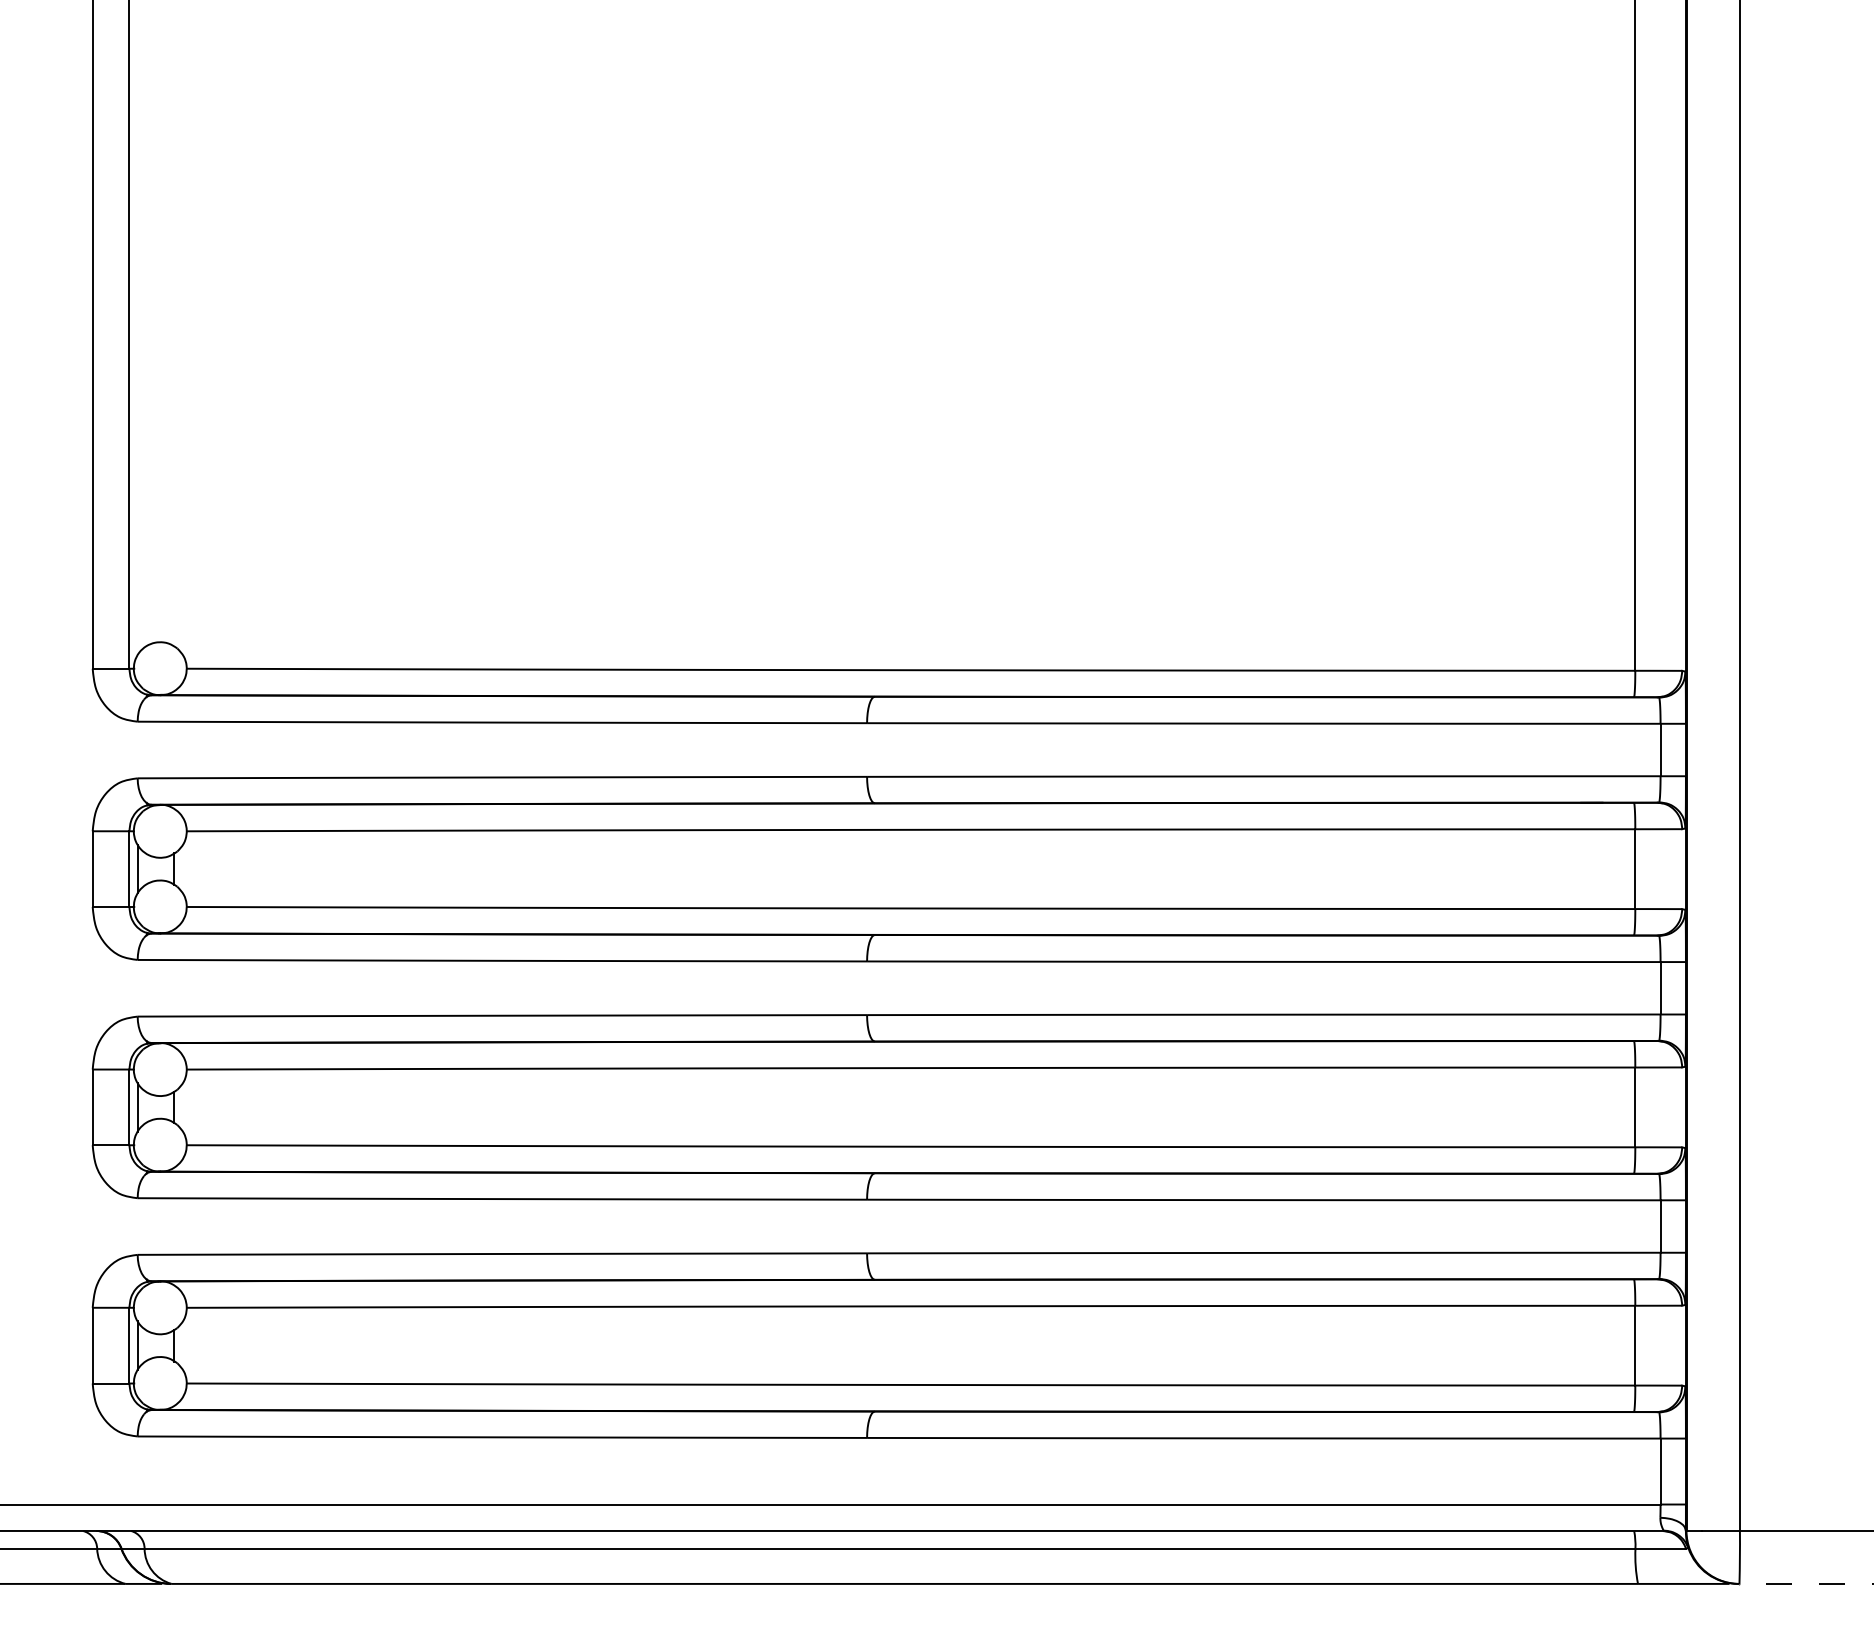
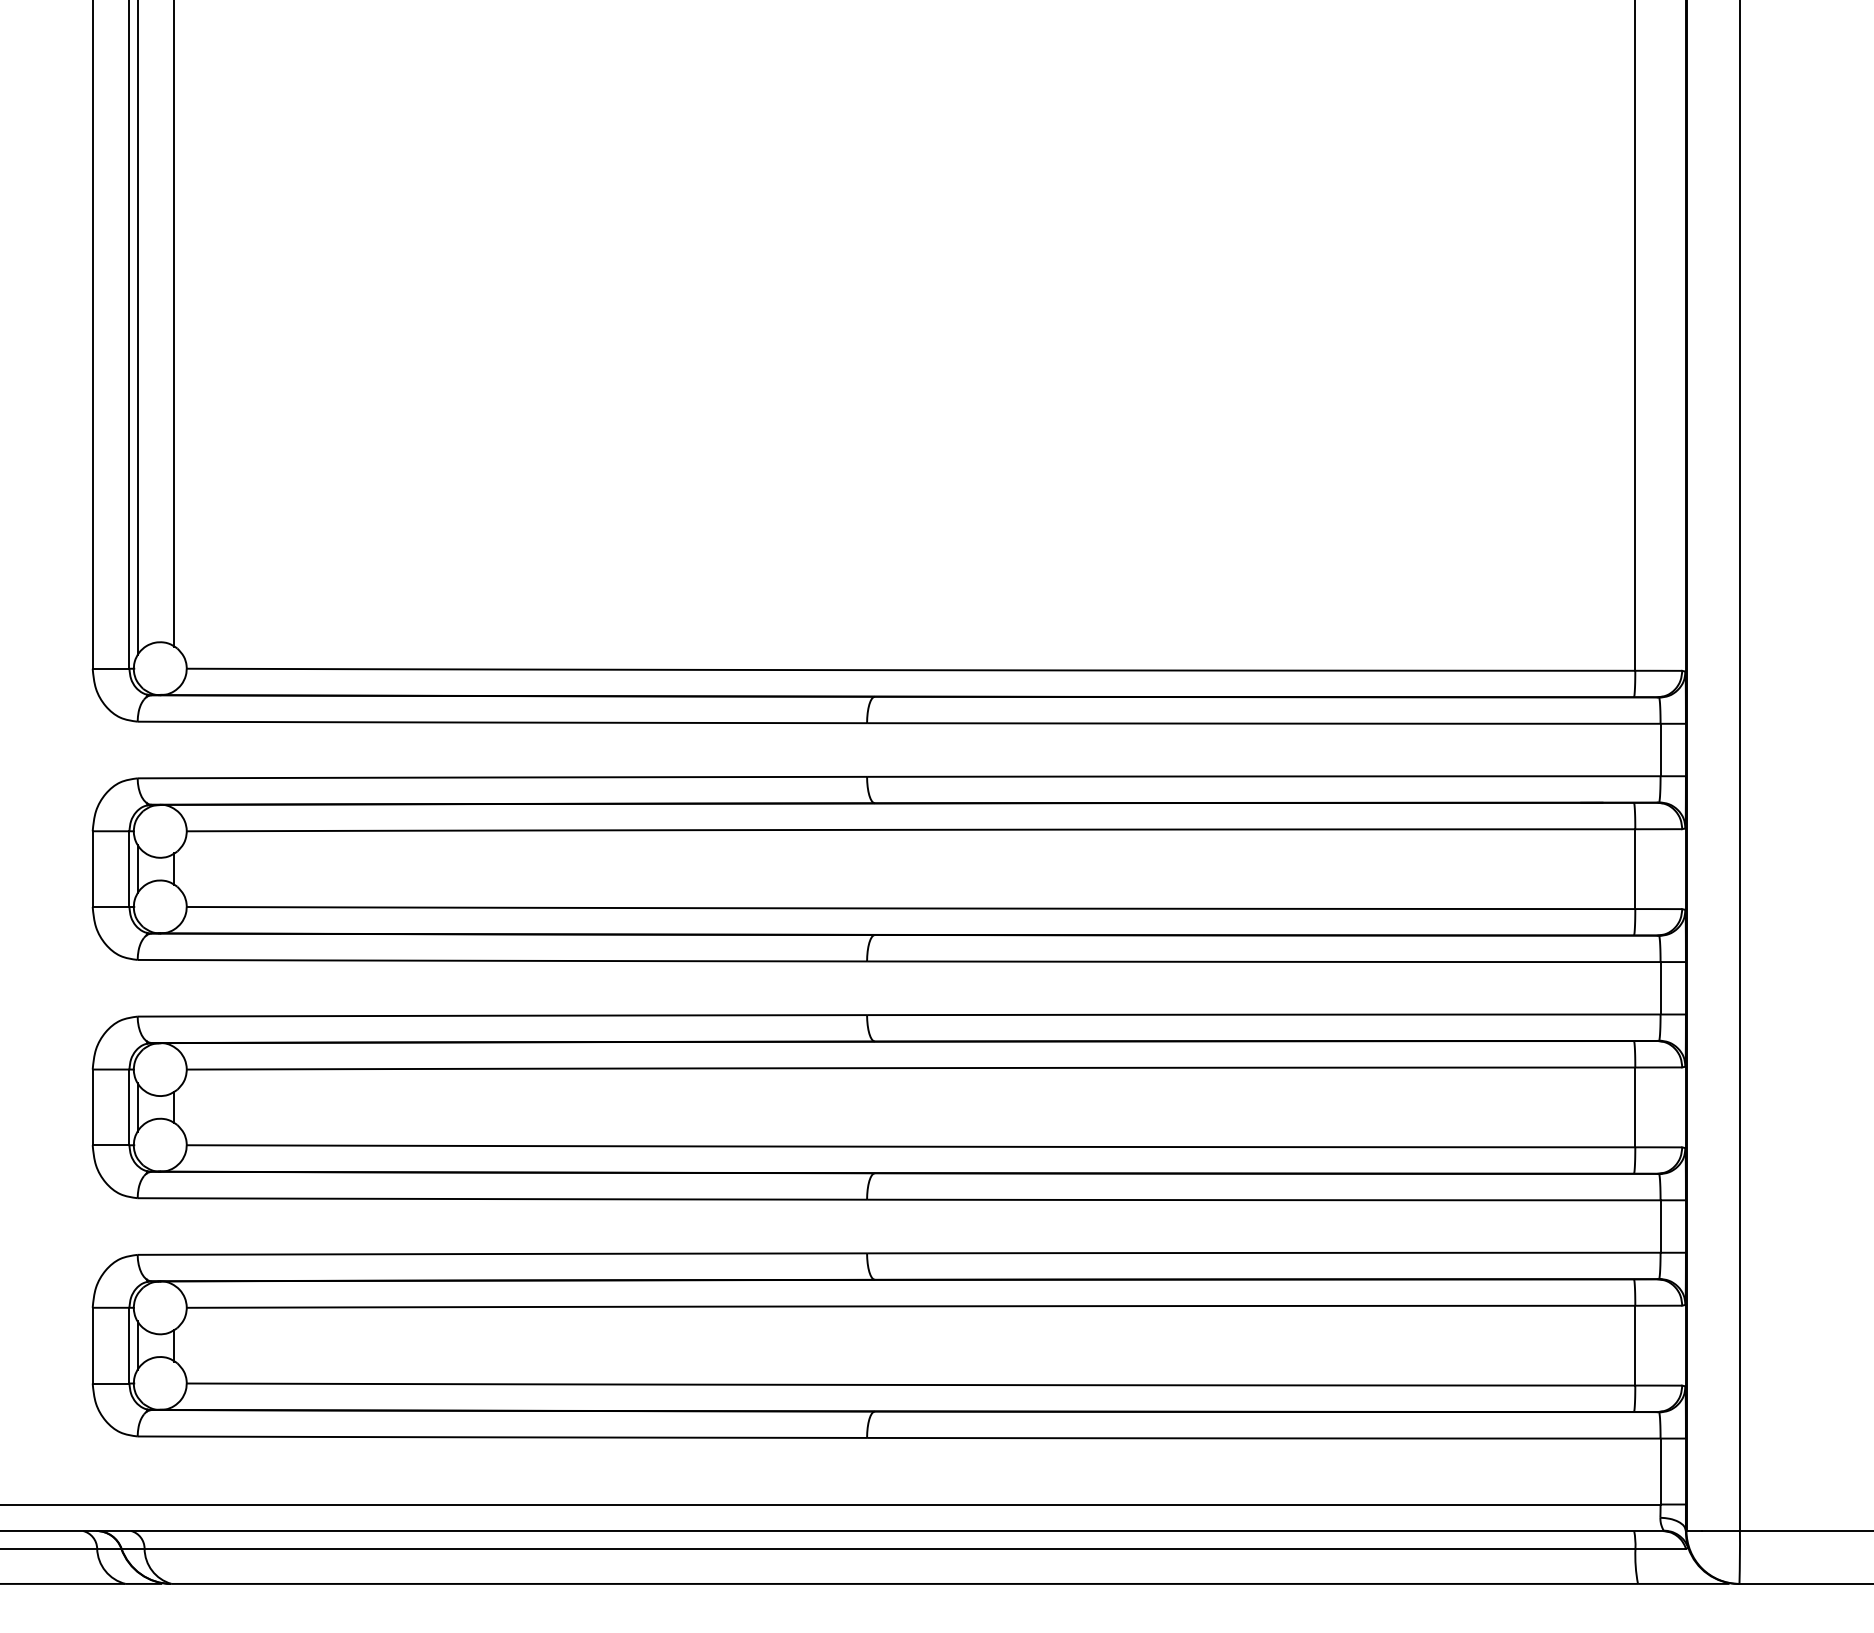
line: none -> present (174, 324)
line: none -> present (137, 328)
line: dashed -> solid (1806, 1583)
